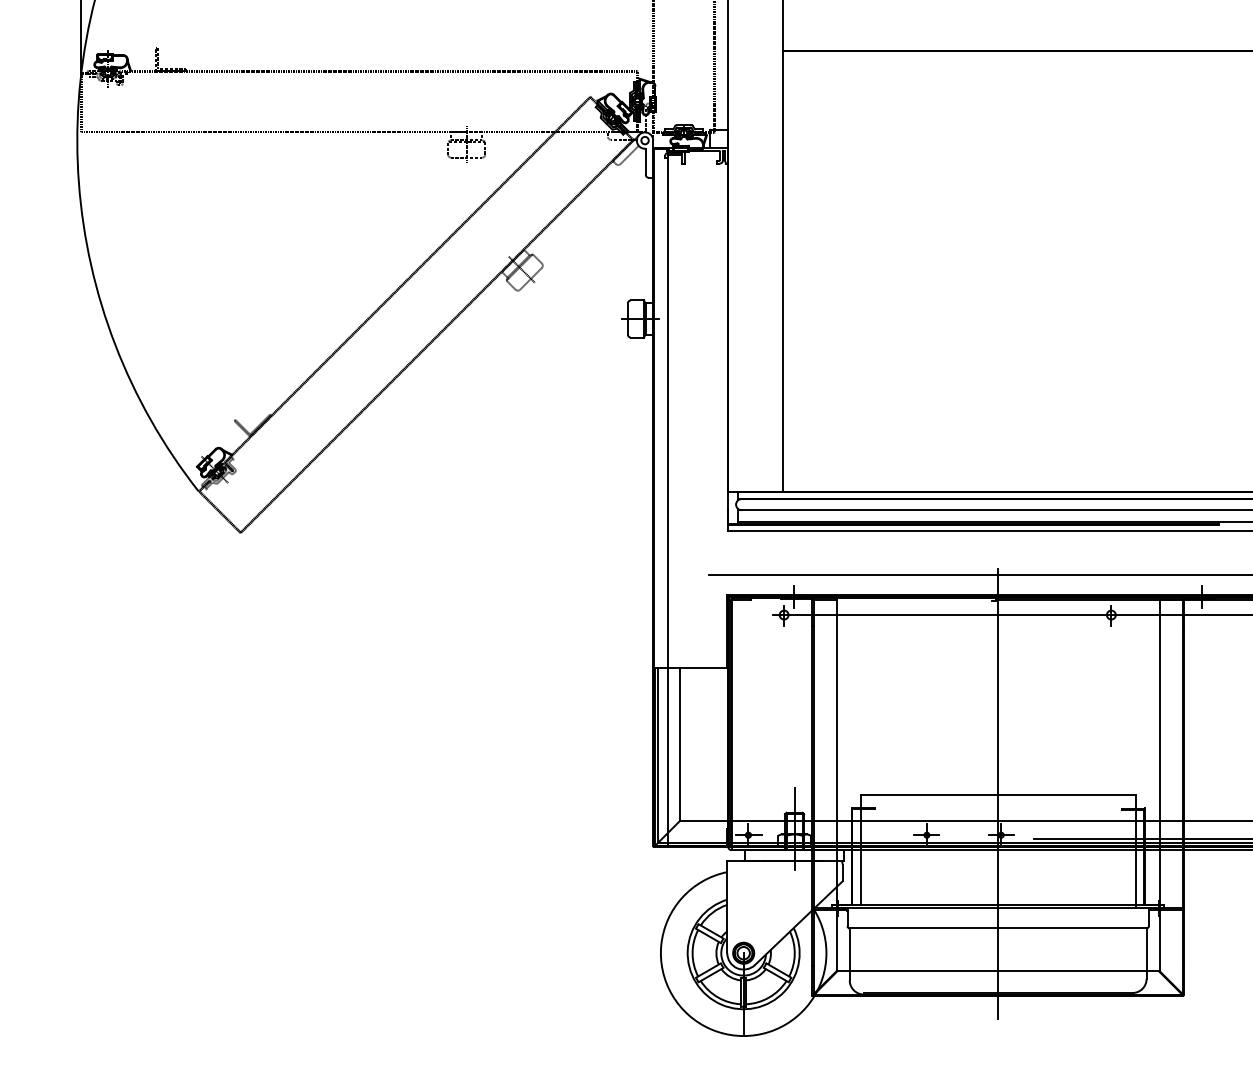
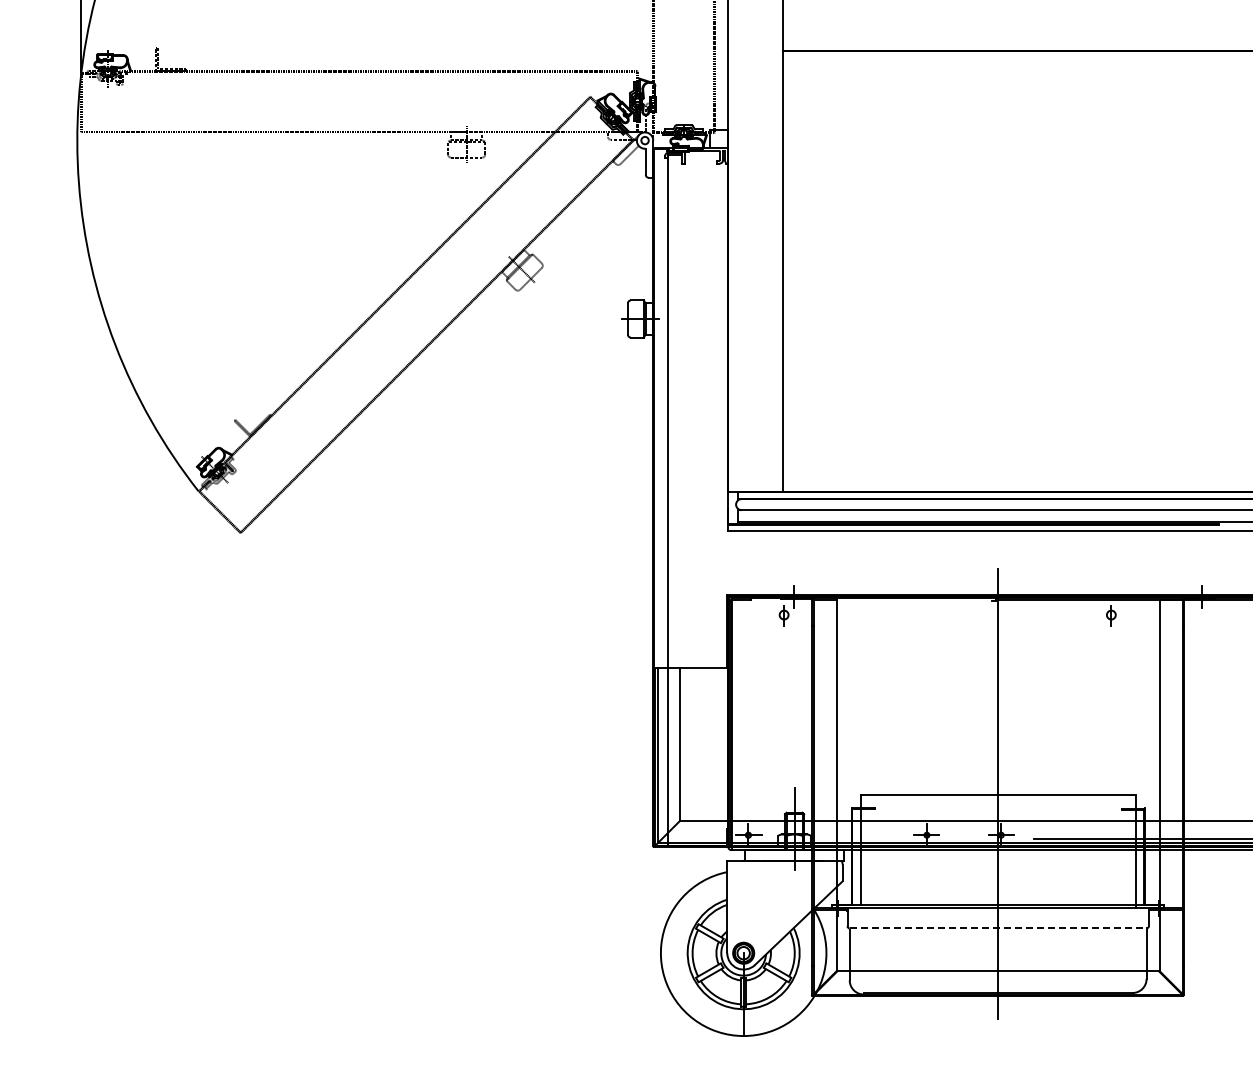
line: present -> none (979, 574)
line: present -> none (1010, 615)
line: solid -> dashed (998, 928)
